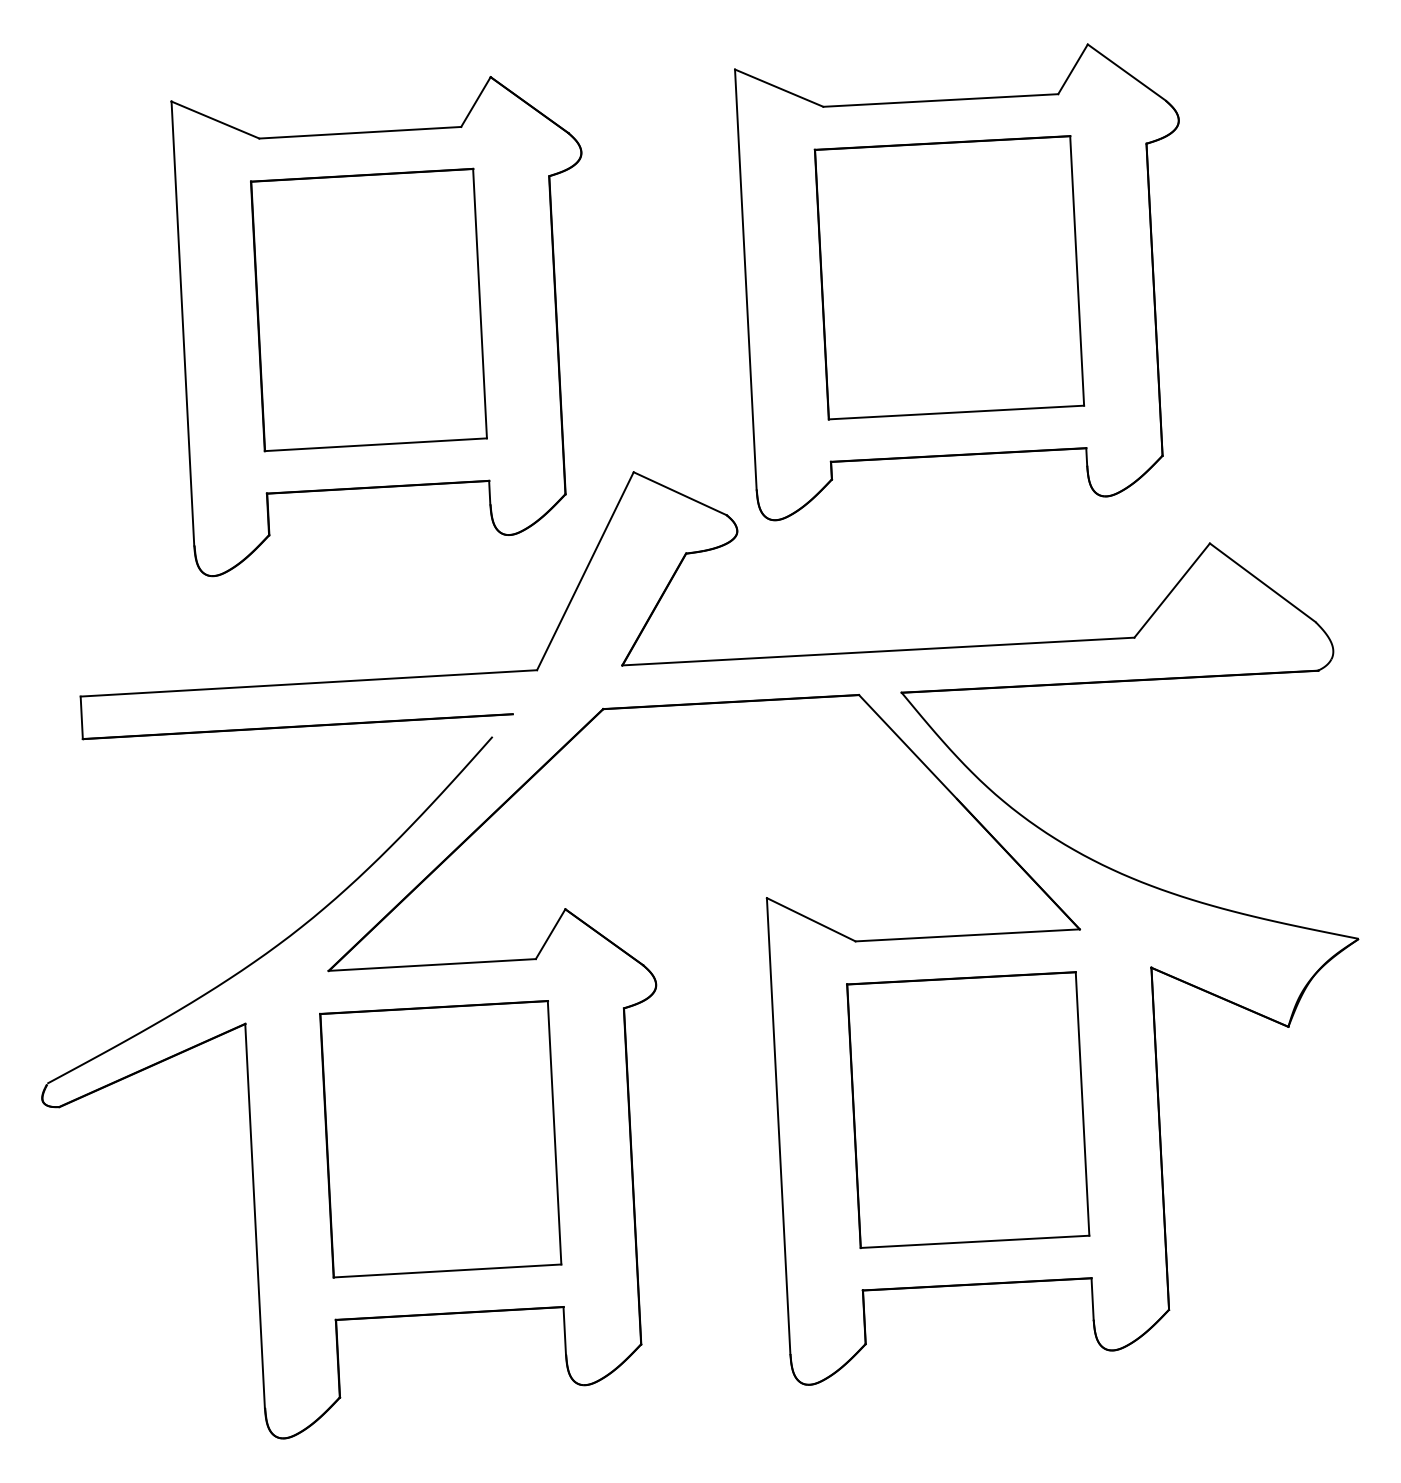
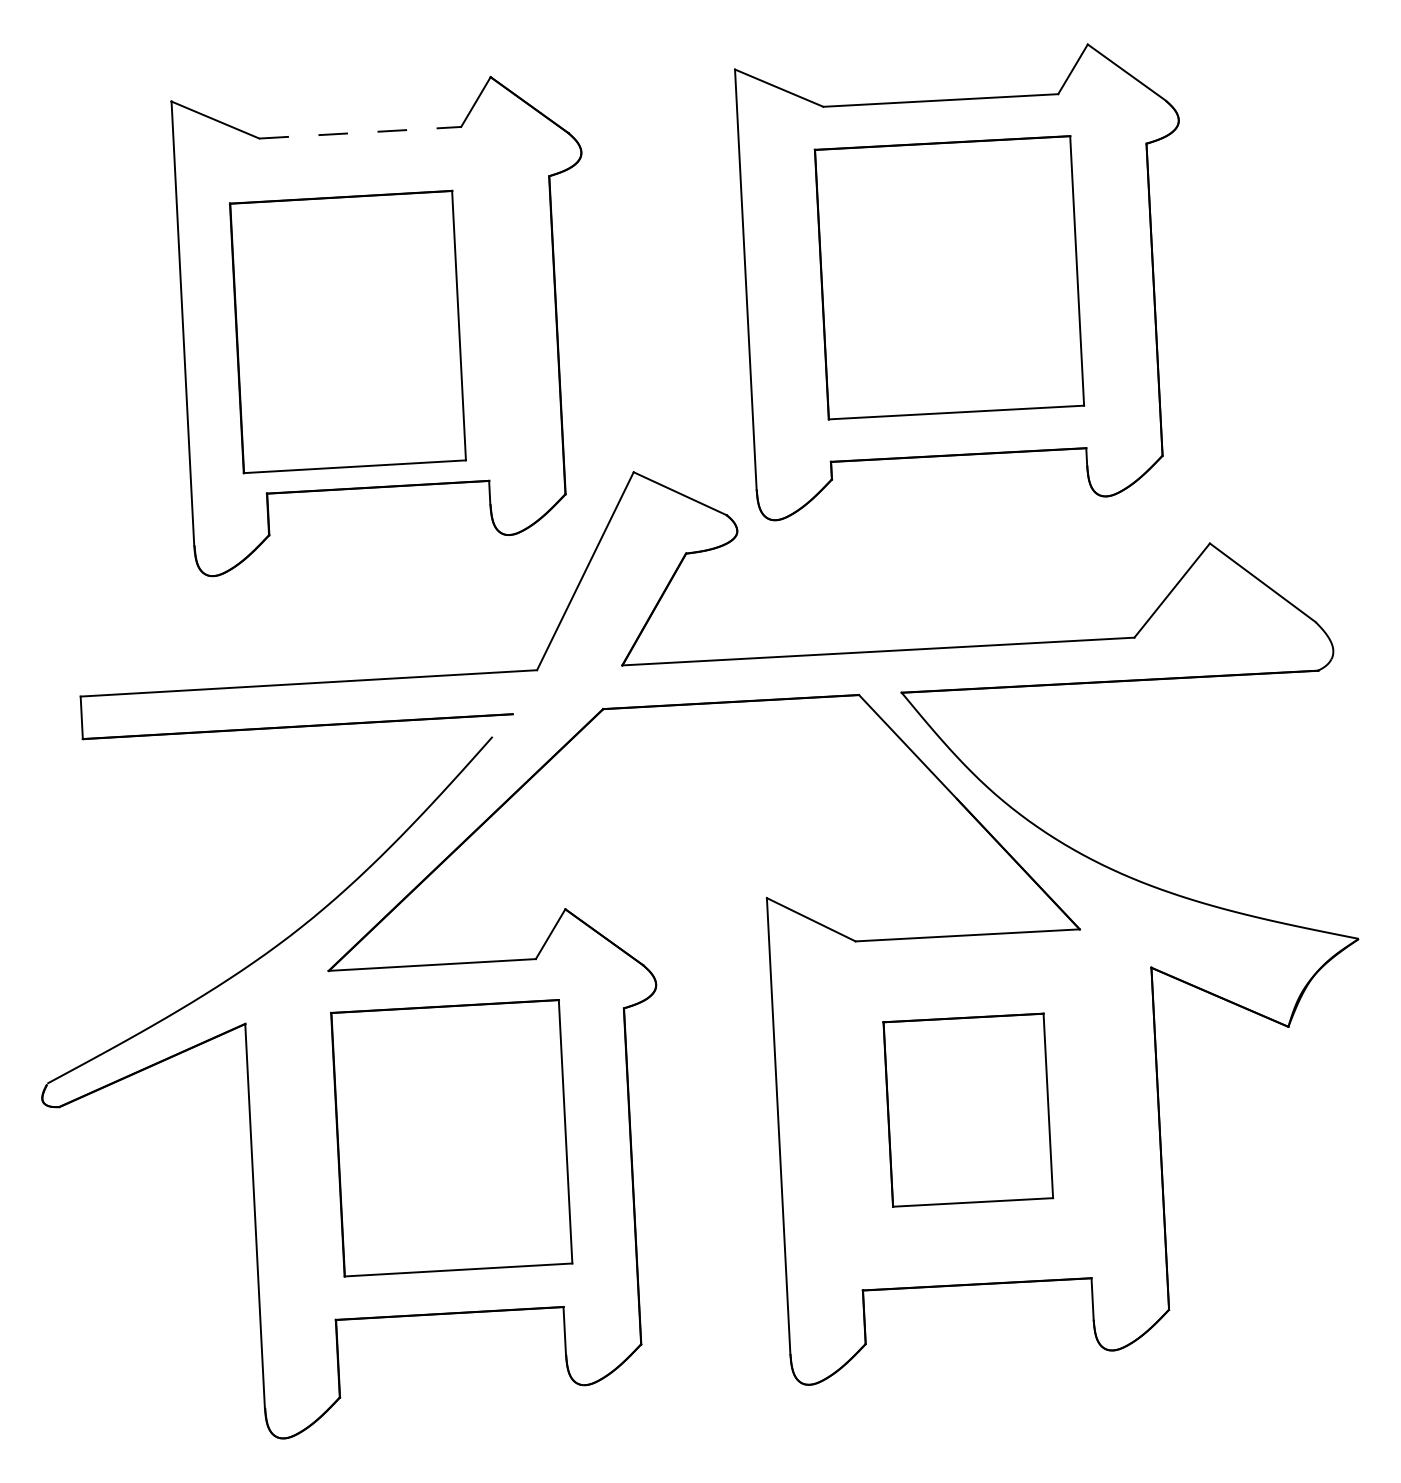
line: solid -> dashed (360, 132)
part position: (368, 309) -> (347, 331) (347, 331)
part size: 245x279 px -> 173x196 px (968, 1109)
part position: (440, 1139) -> (451, 1138) (451, 1138)
